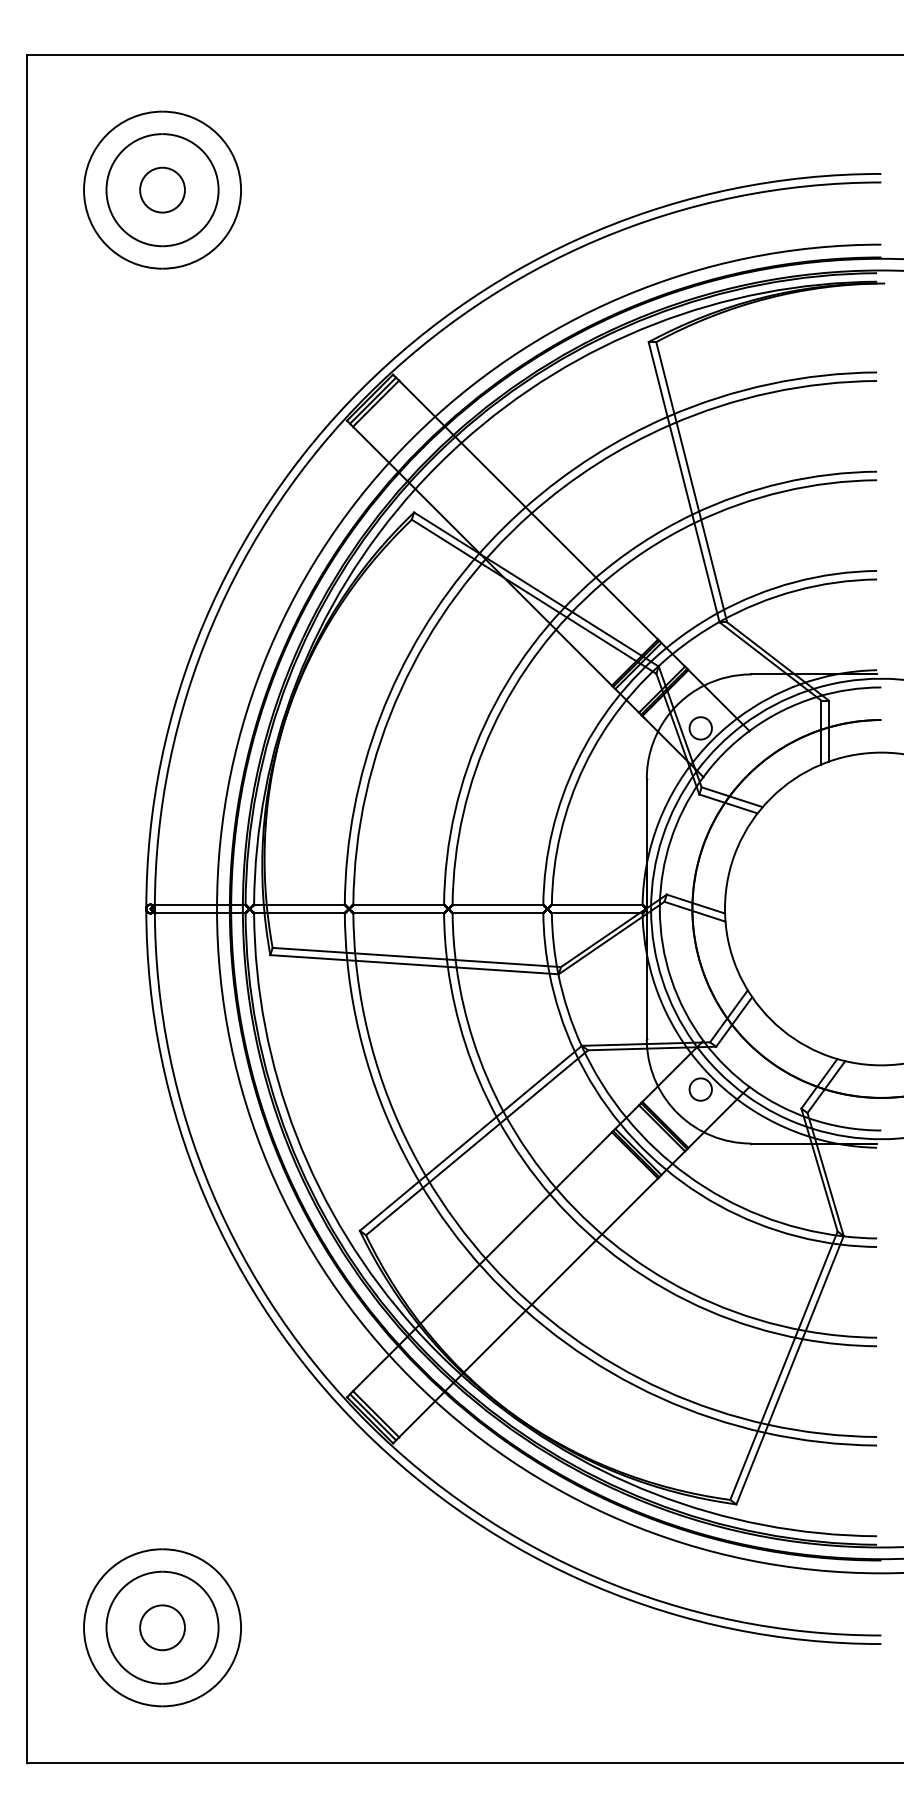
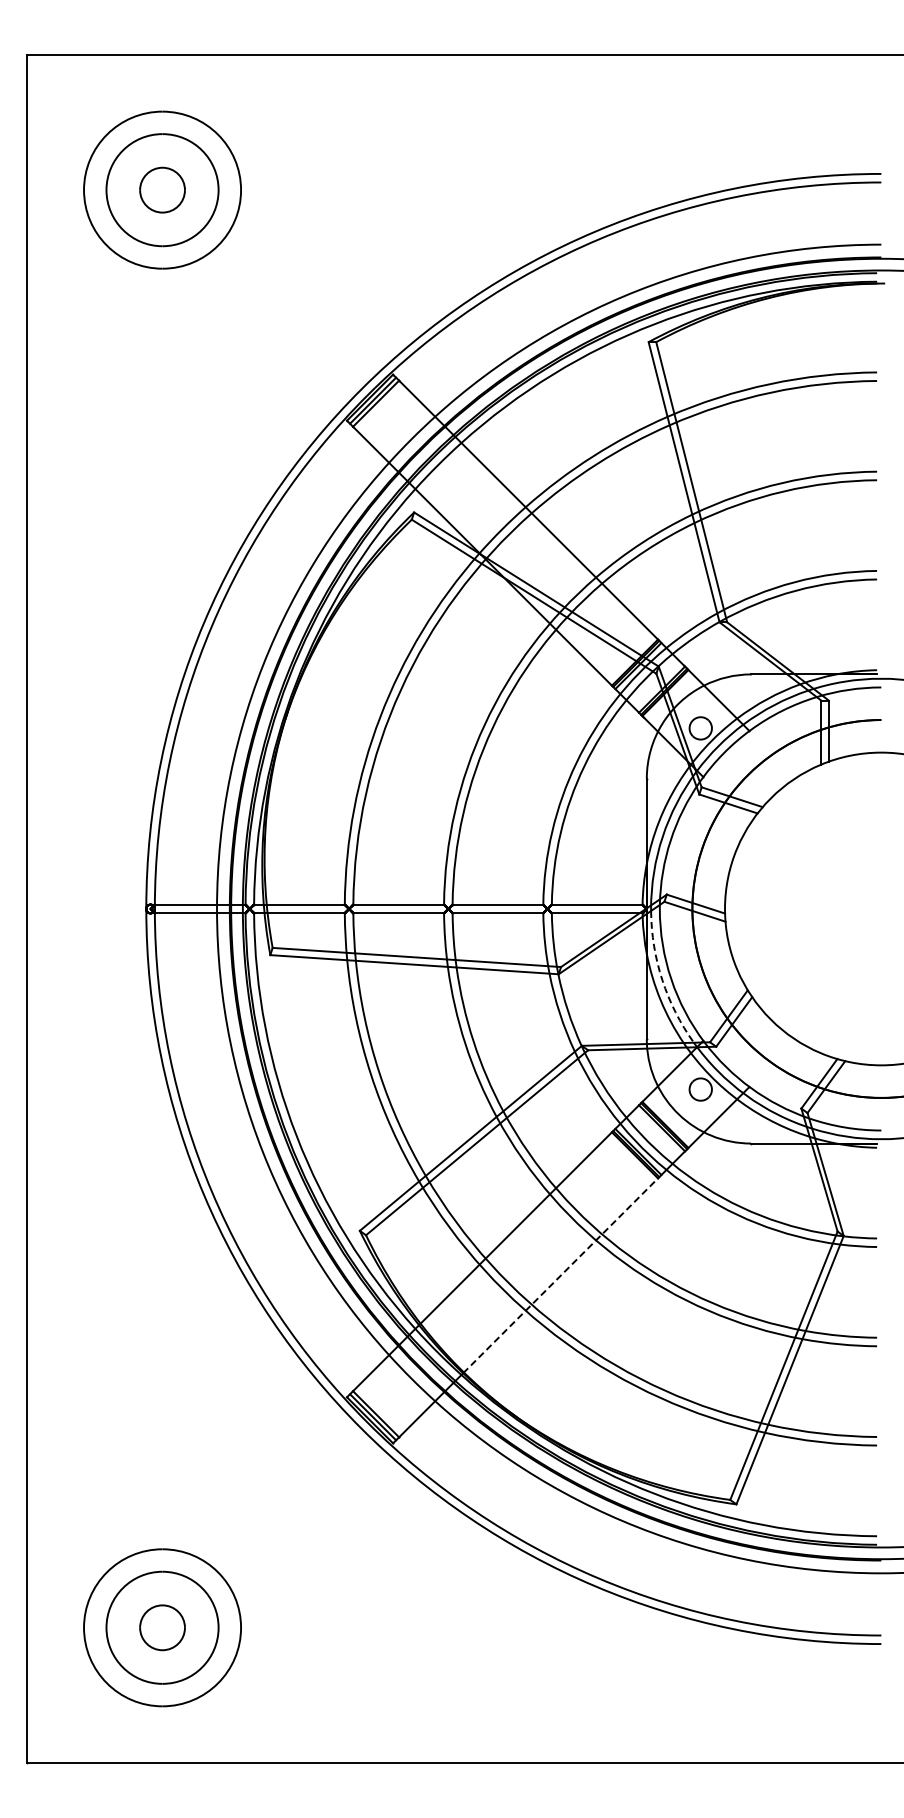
arc: solid -> dashed (662, 980)
line: solid -> dashed (560, 1275)
